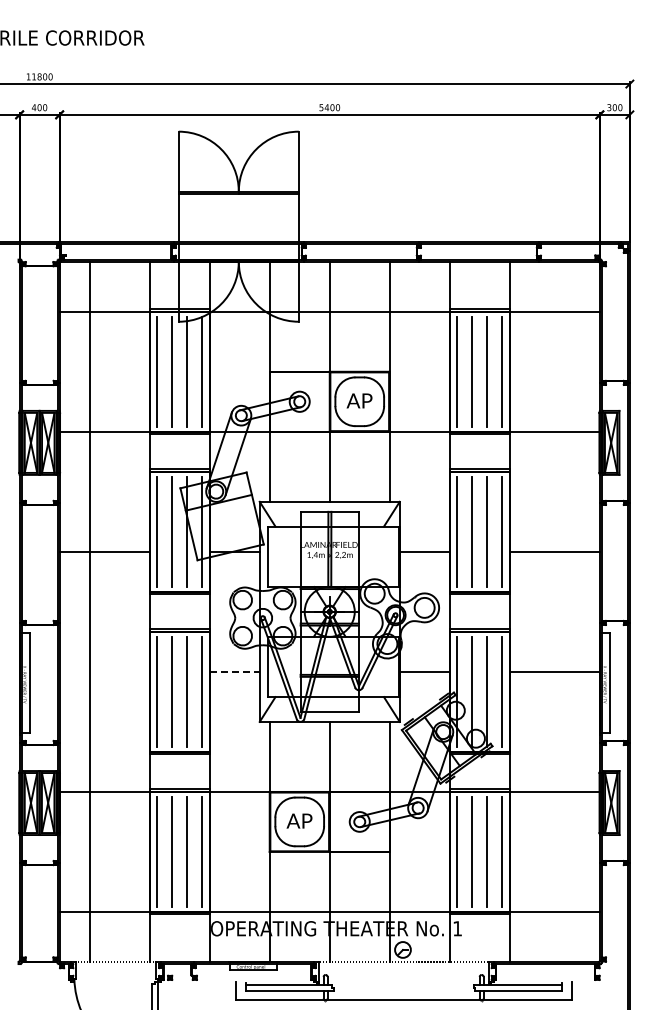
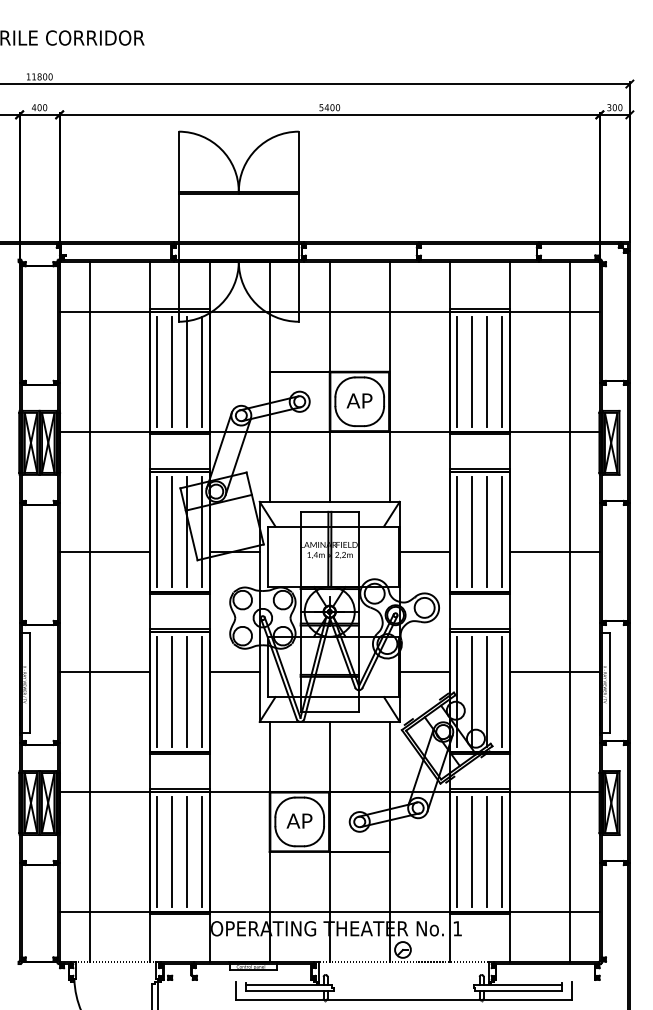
line: none -> present (569, 611)
line: none -> present (104, 671)
line: dashed -> solid (235, 671)
